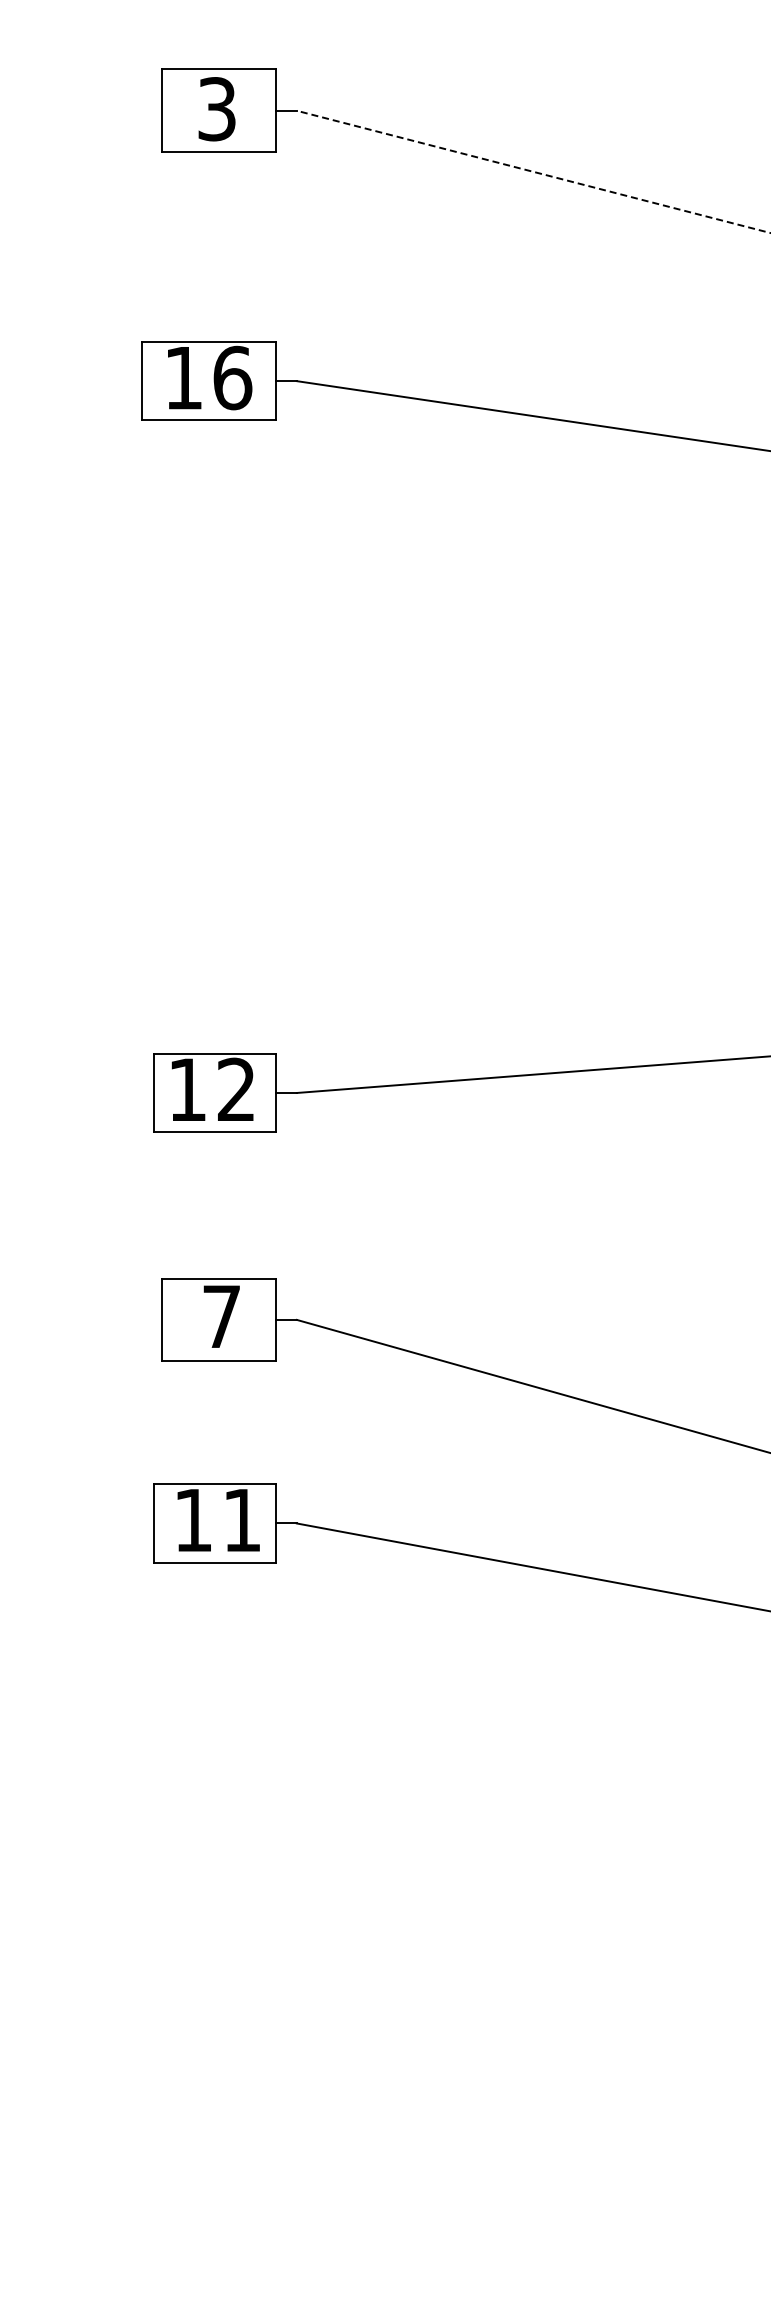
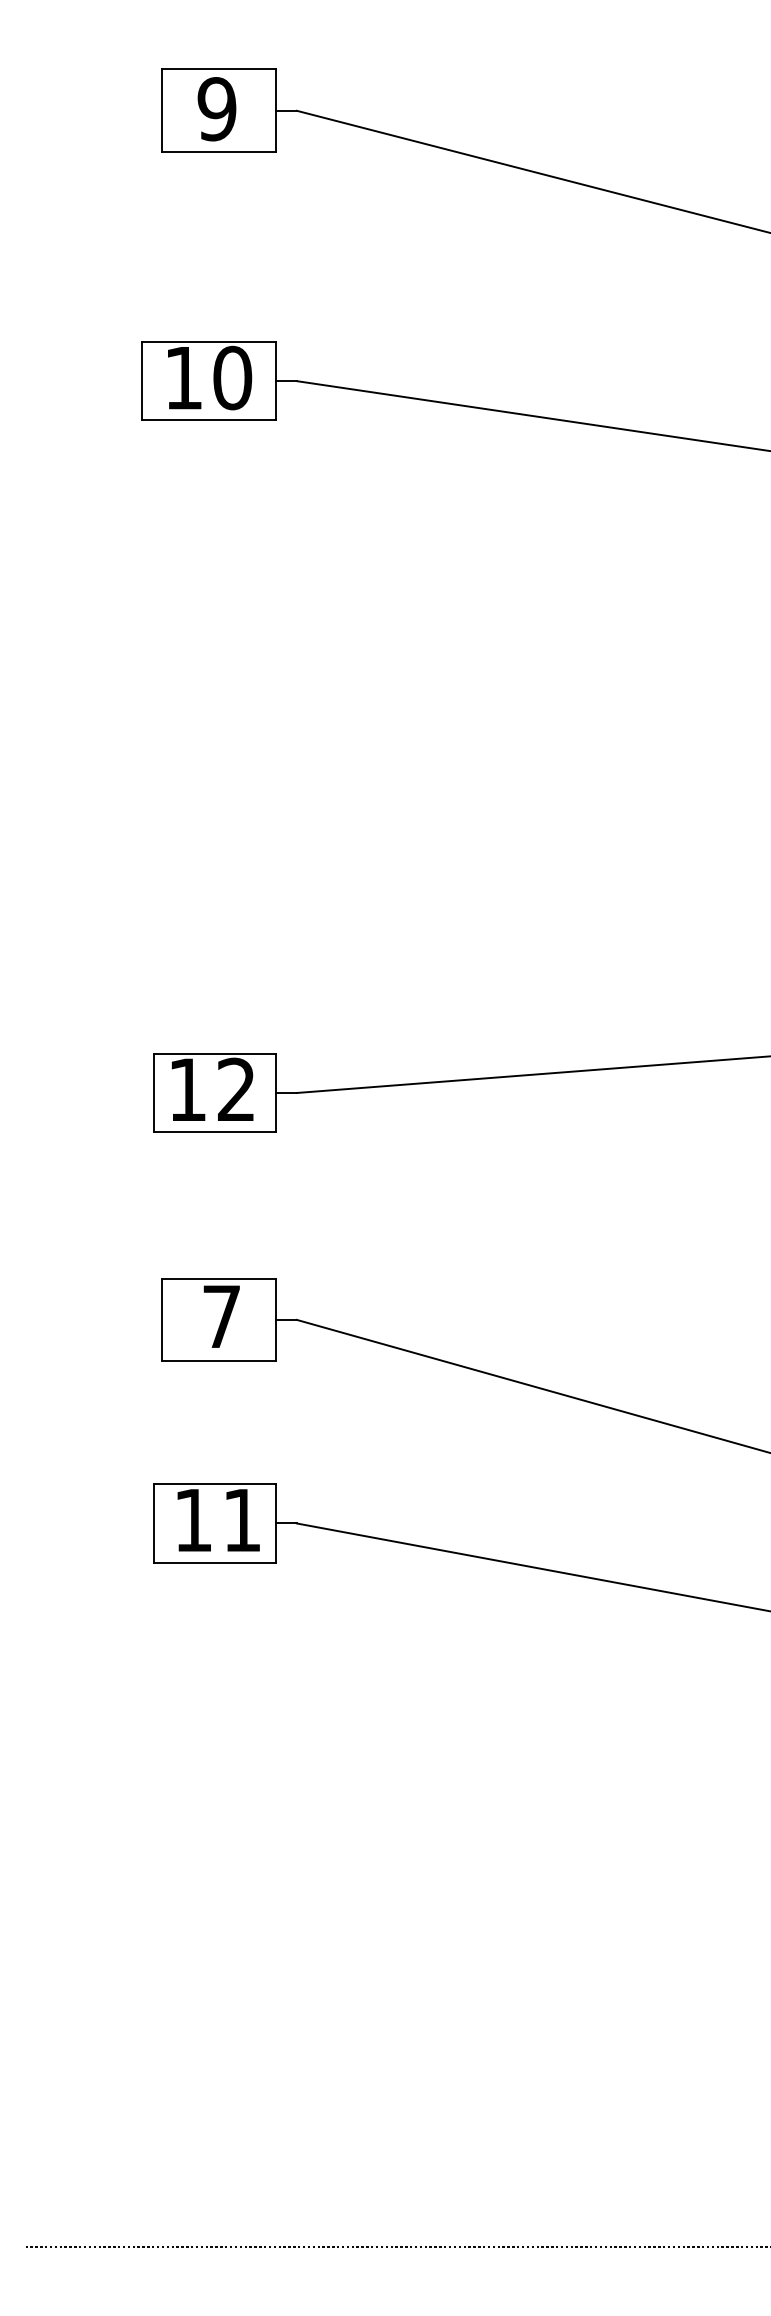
text: 3 -> 9 (216, 109)
line: dashed -> solid (533, 171)
text: 16 -> 10 (232, 377)
line: none -> present (394, 2246)
